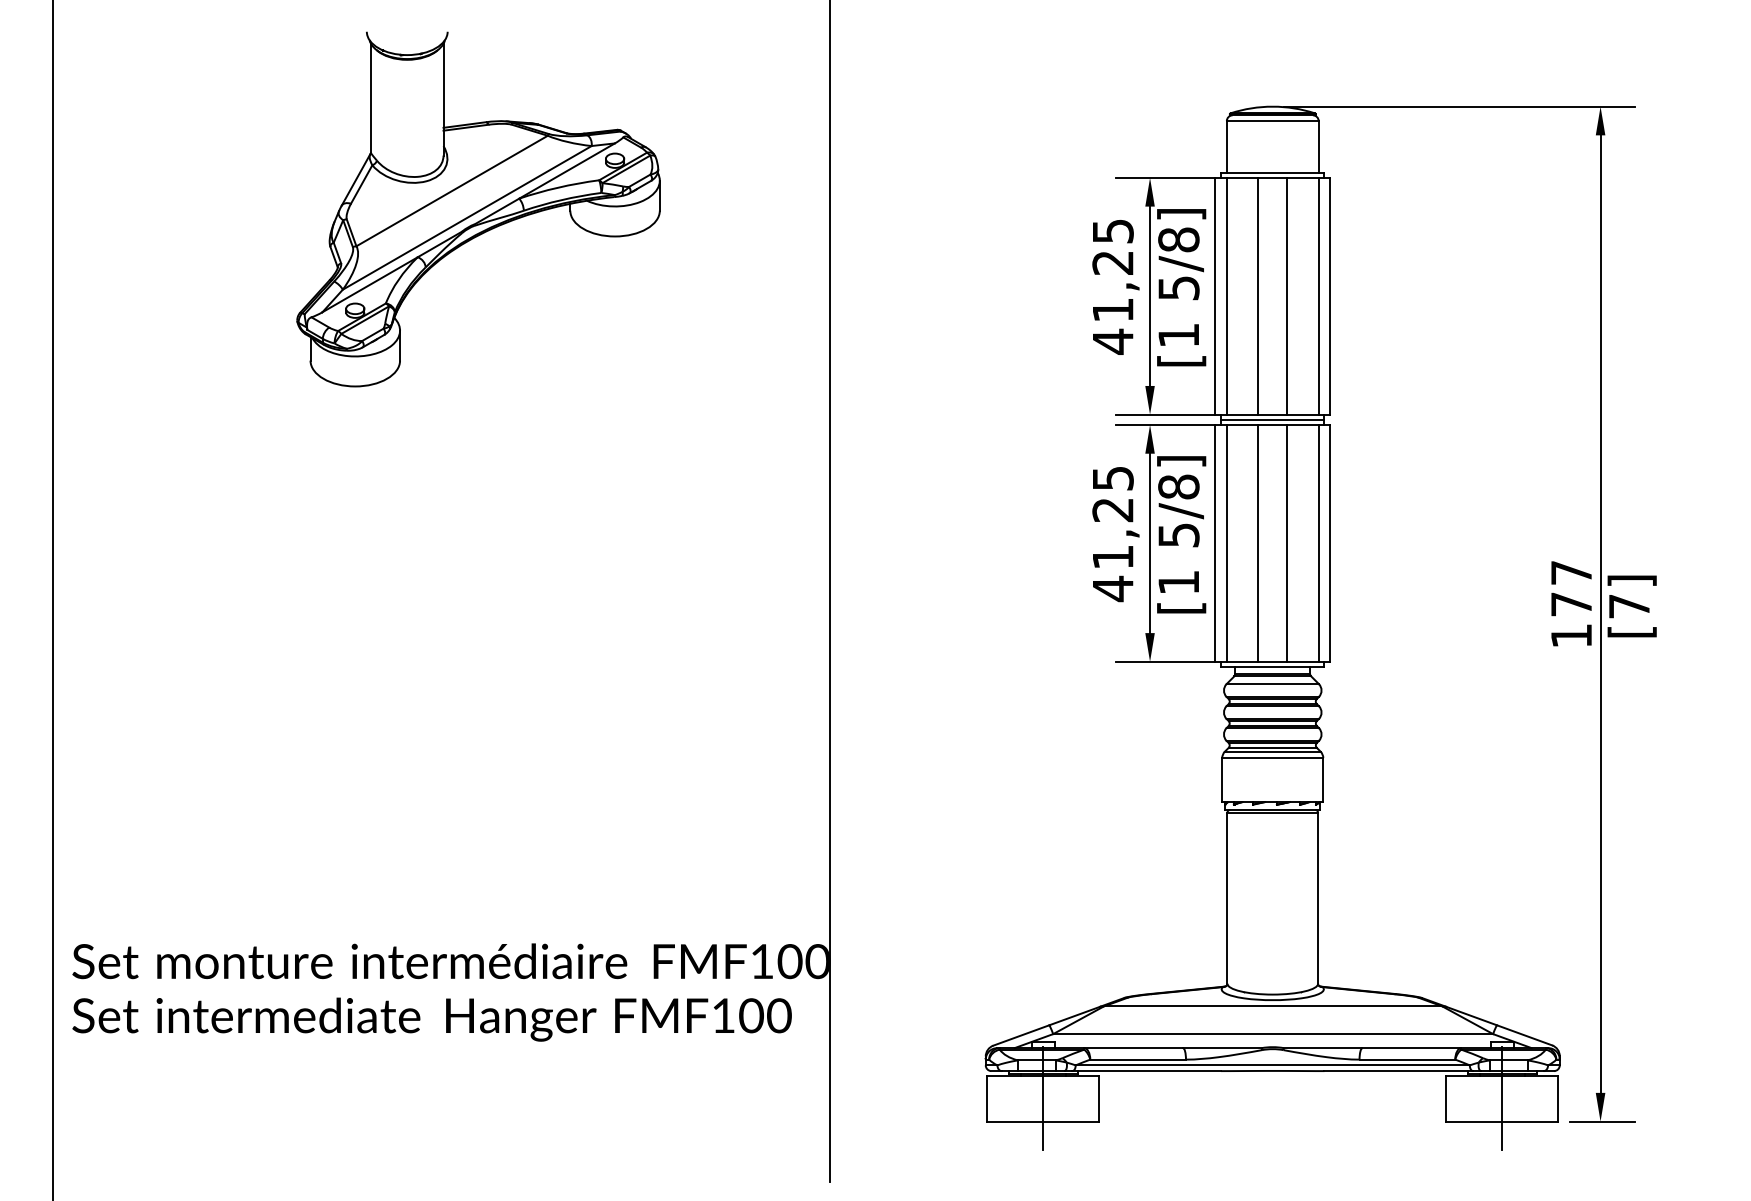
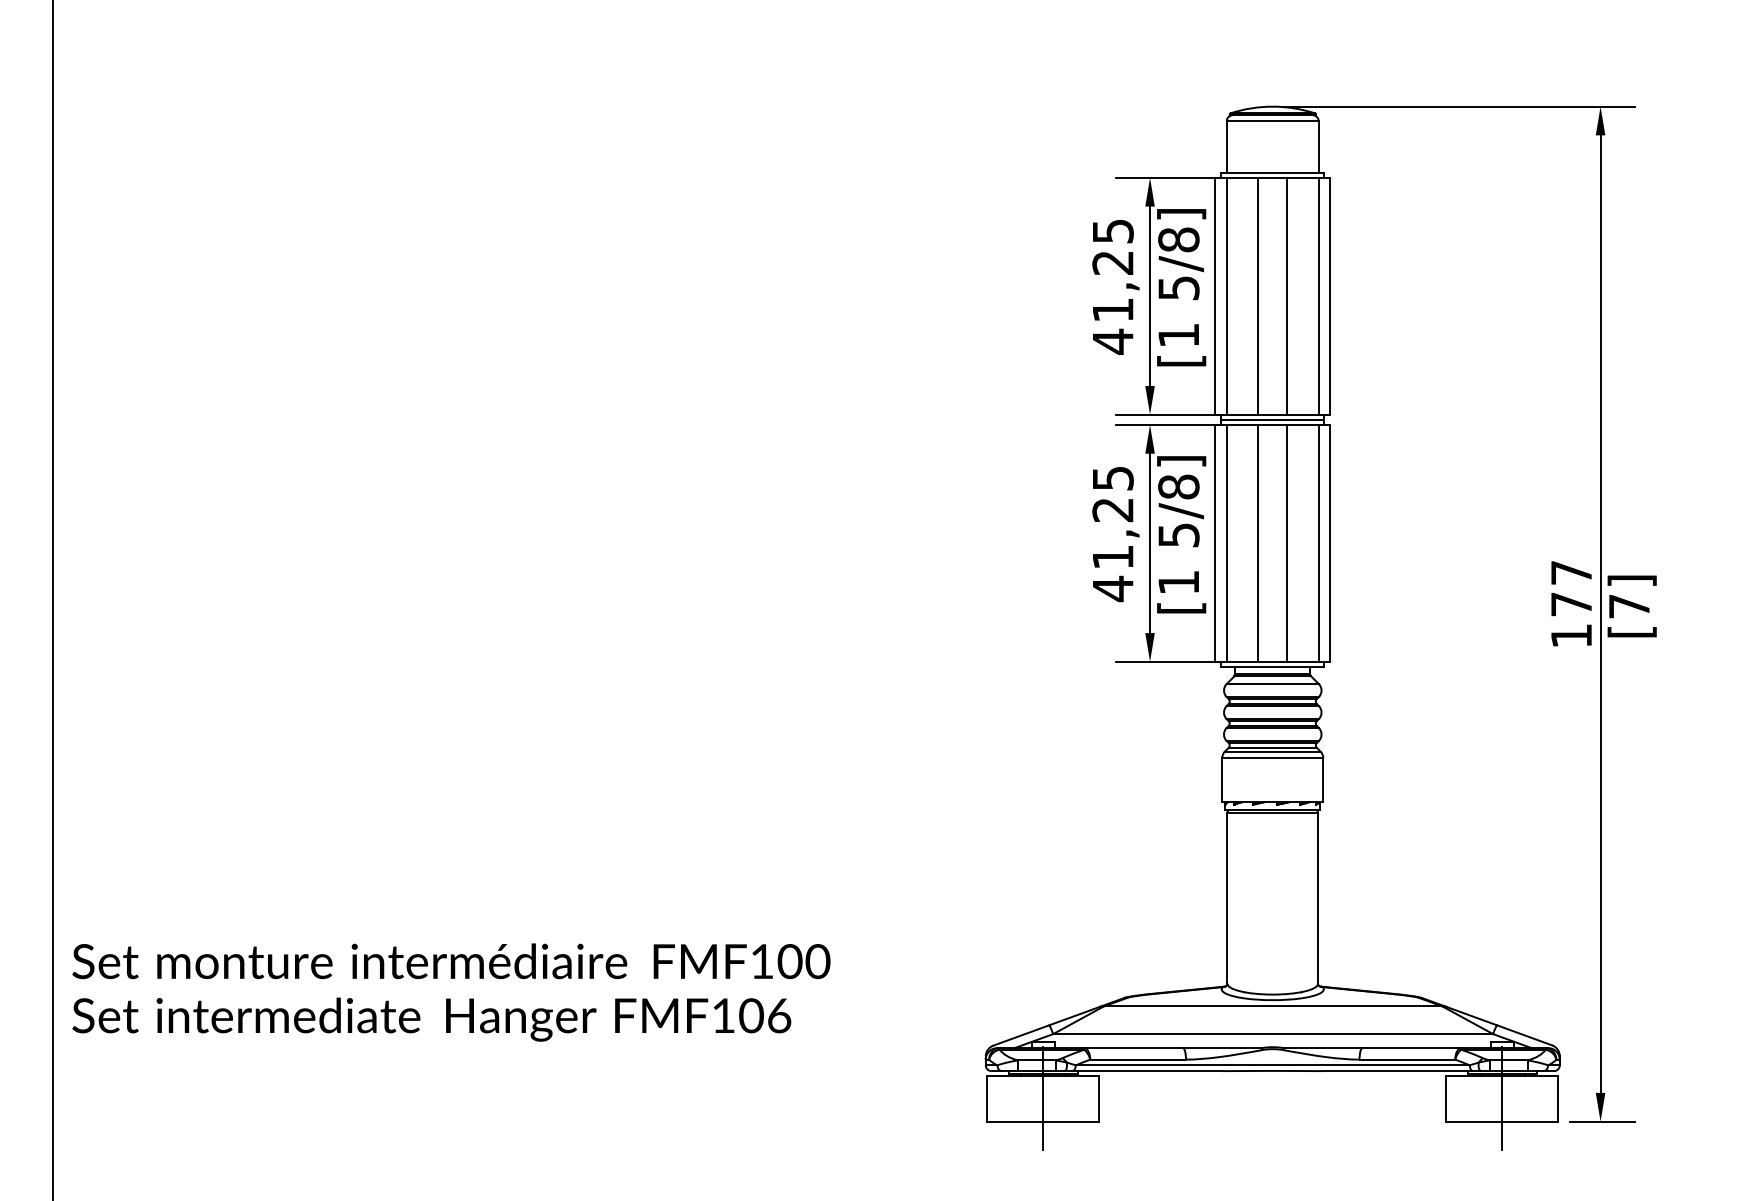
part: present -> none (478, 209)
line: present -> none (830, 592)
text: FMF100 -> FMF106 (779, 1015)
